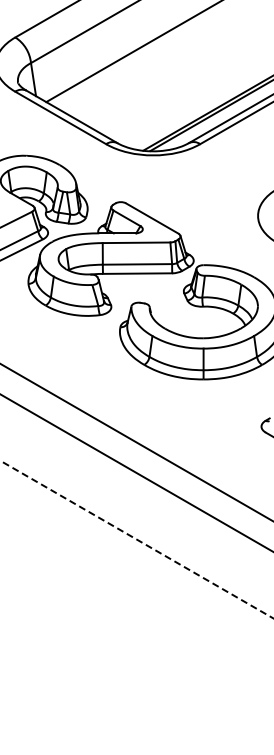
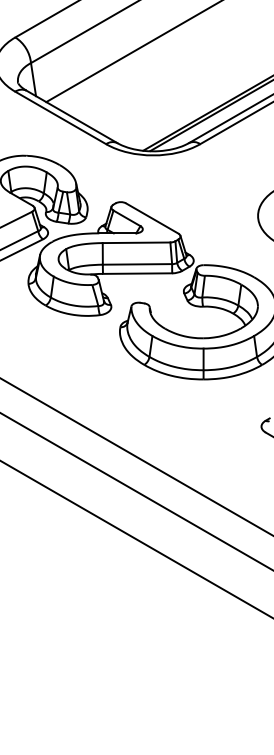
line position: (136, 442) -> (136, 456) (136, 456)
line position: (136, 472) -> (136, 491) (136, 491)
line: dashed -> solid (137, 539)
